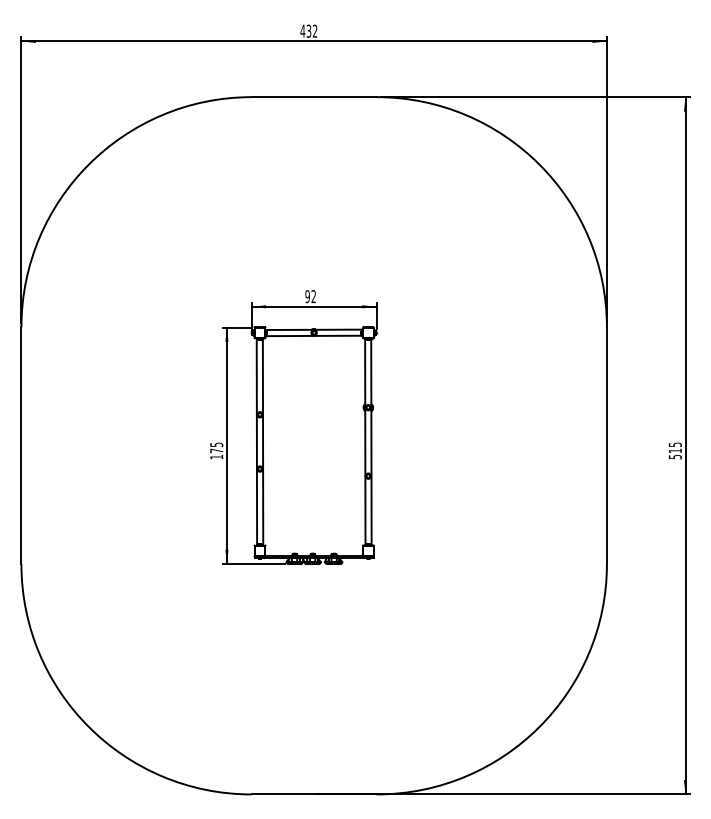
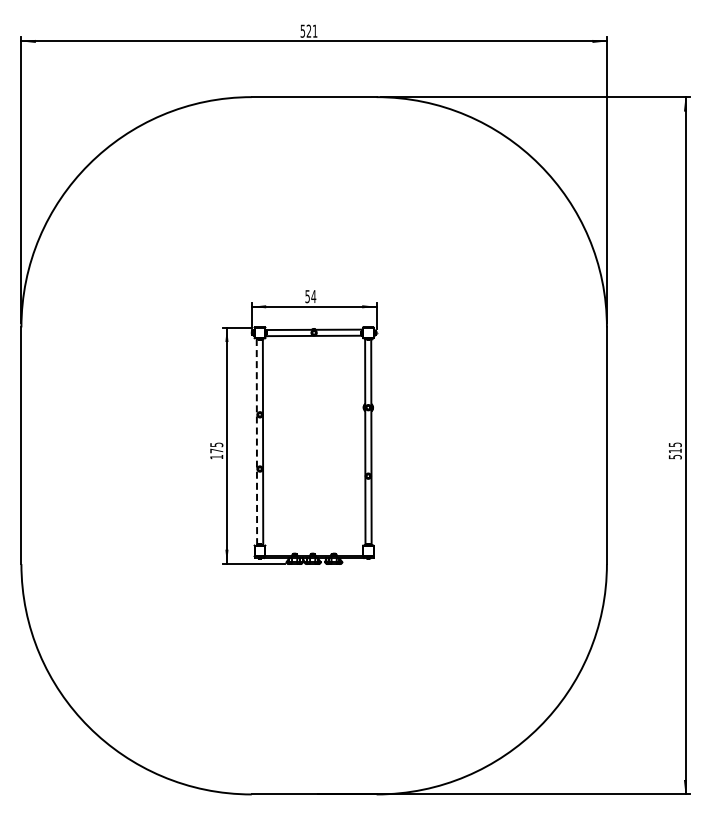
text: 432 -> 521 (308, 30)
text: 92 -> 54 (310, 296)
line: solid -> dashed (256, 441)
